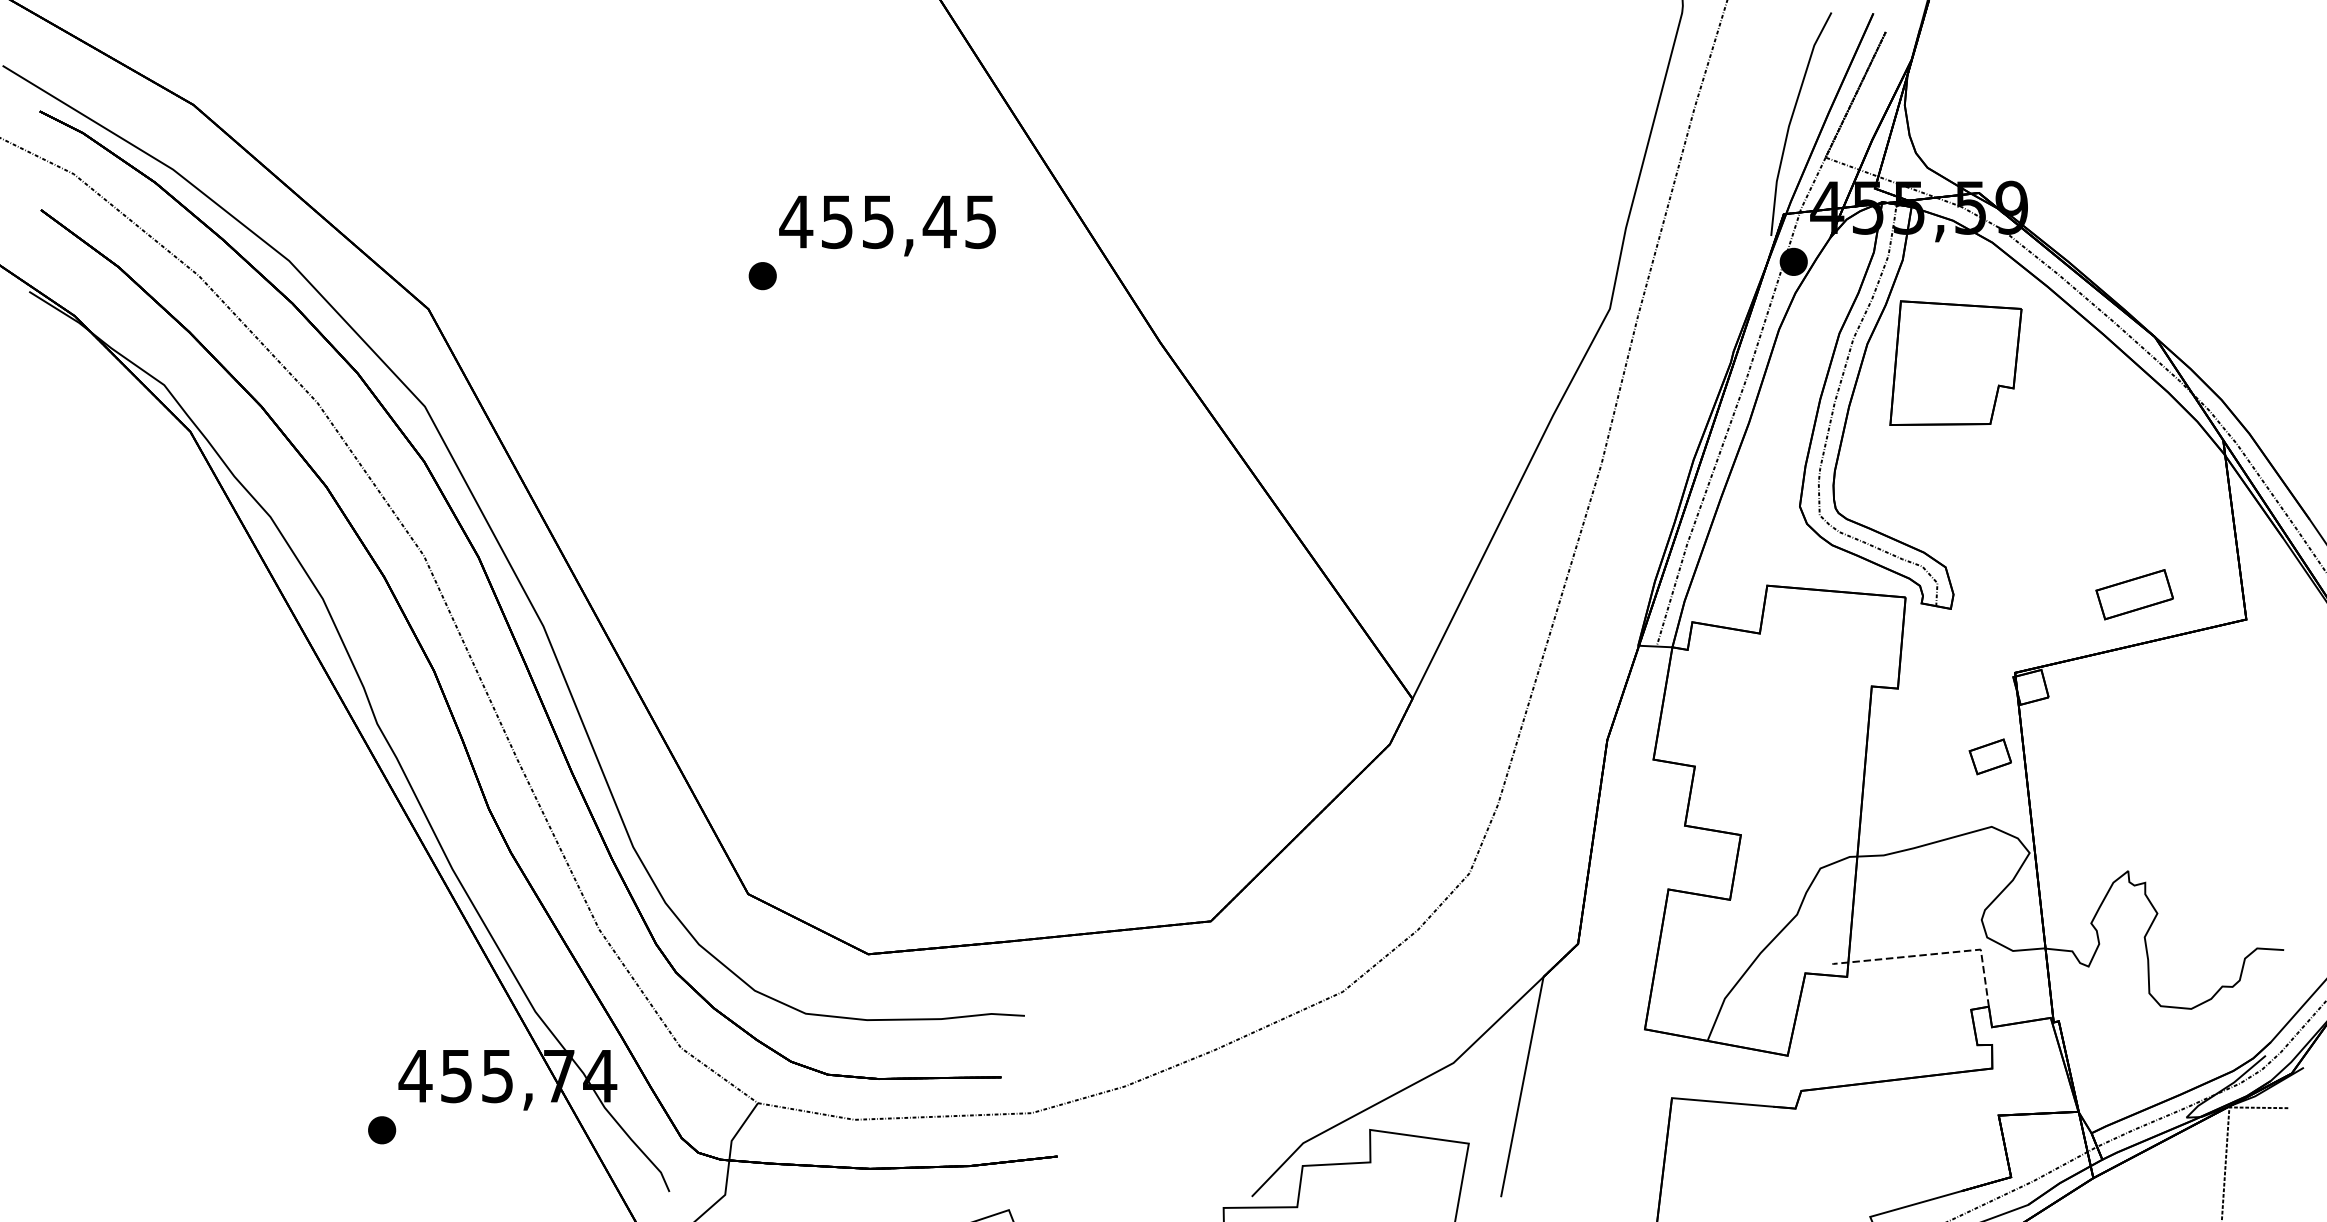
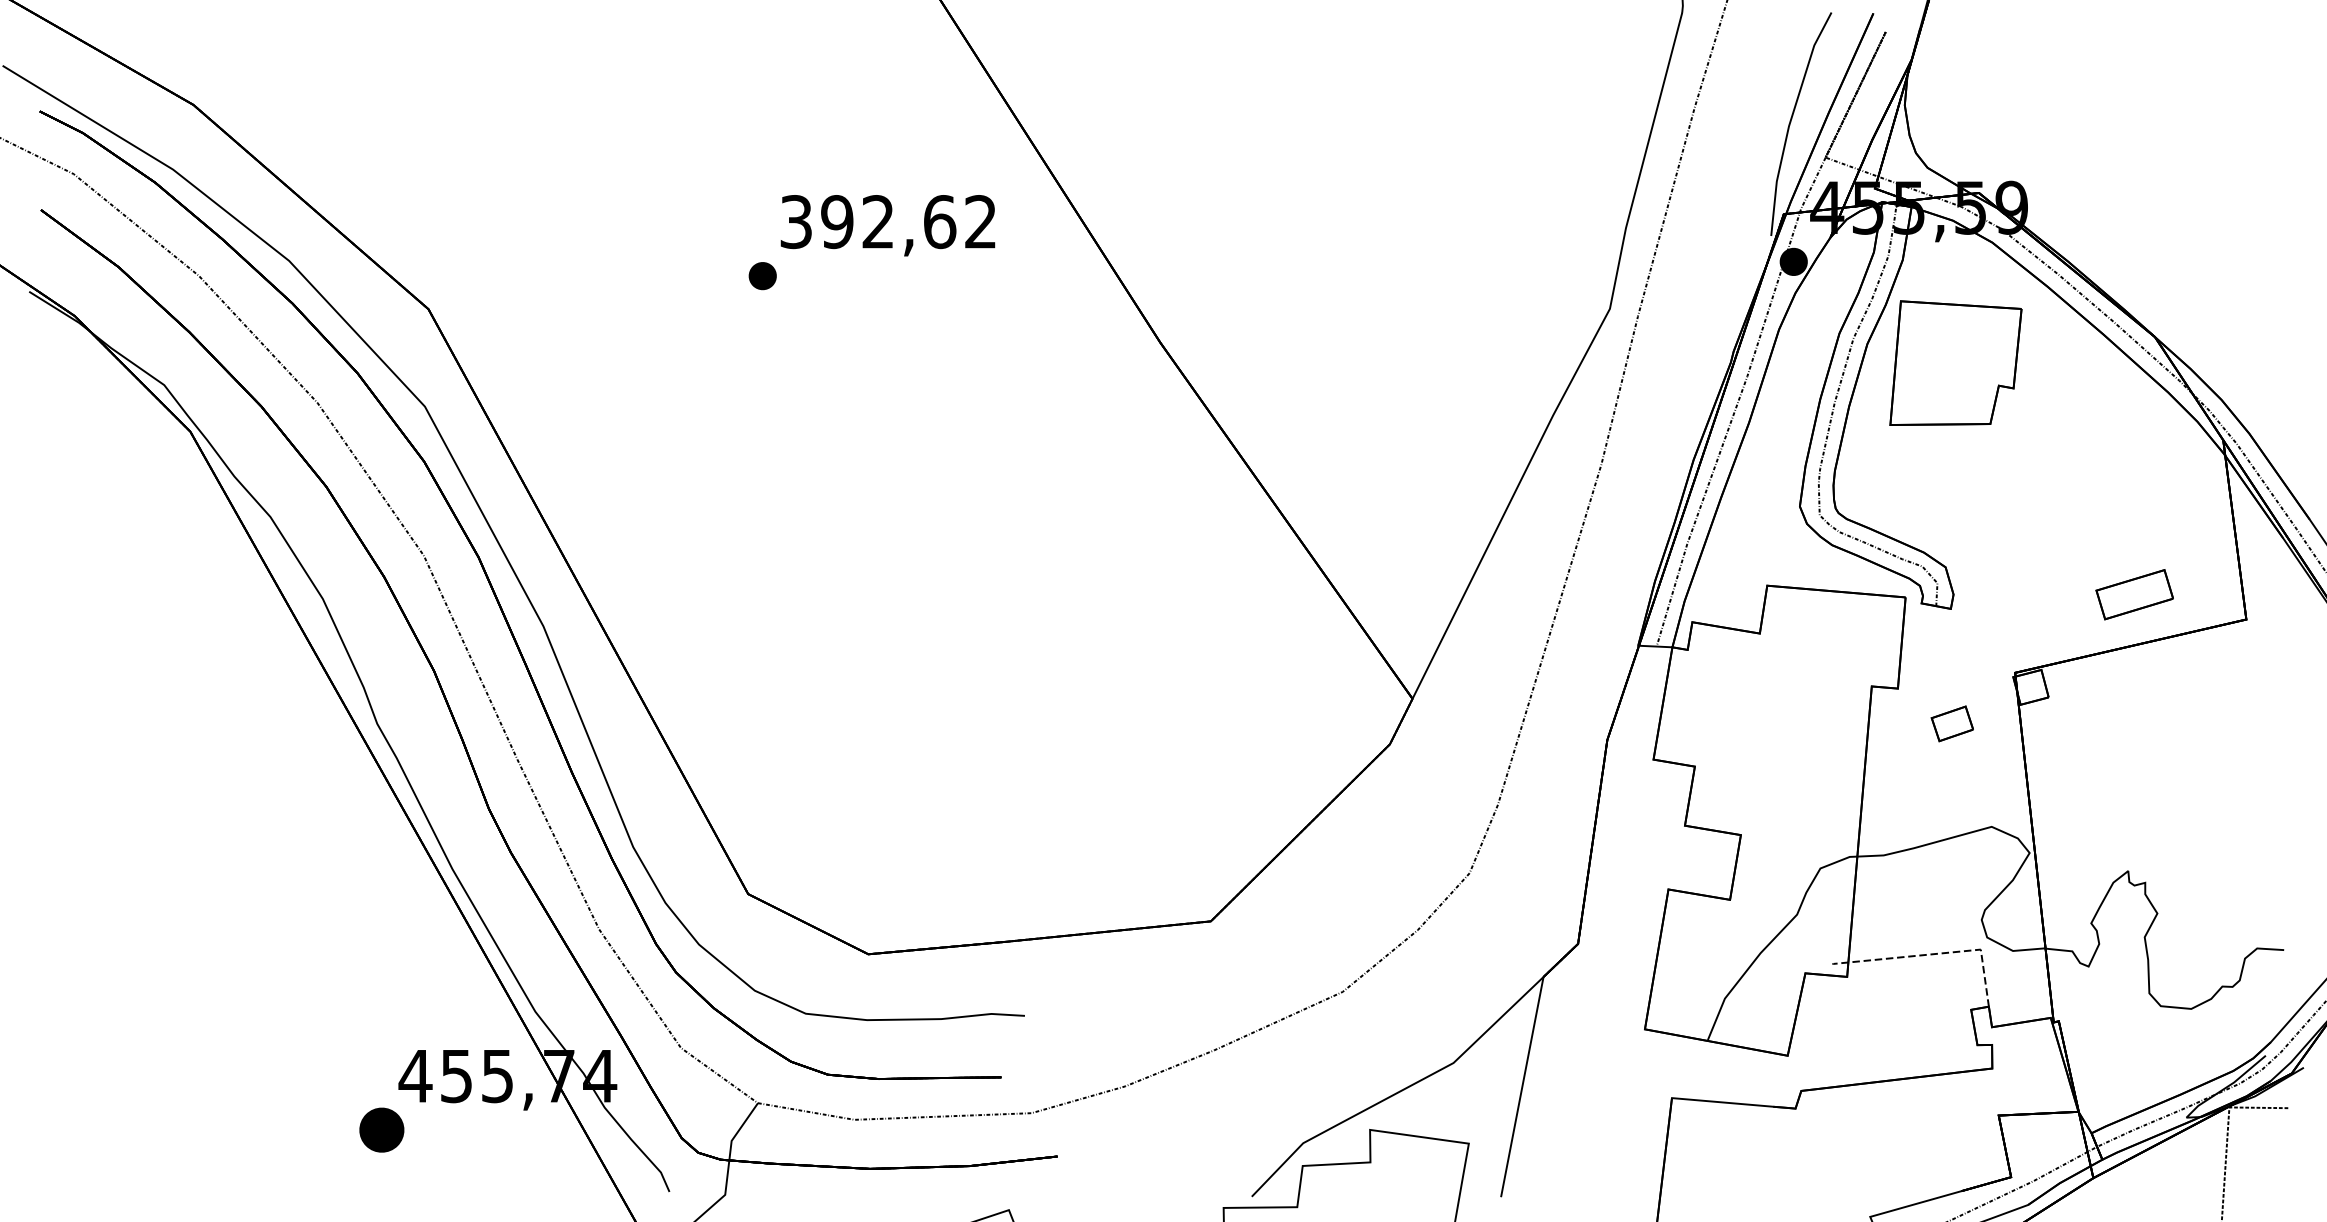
text: 455,45 -> 392,62 (887, 222)
part position: (1989, 756) -> (1951, 723) (1951, 723)
part size: 29x29 px -> 46x46 px (381, 1129)
